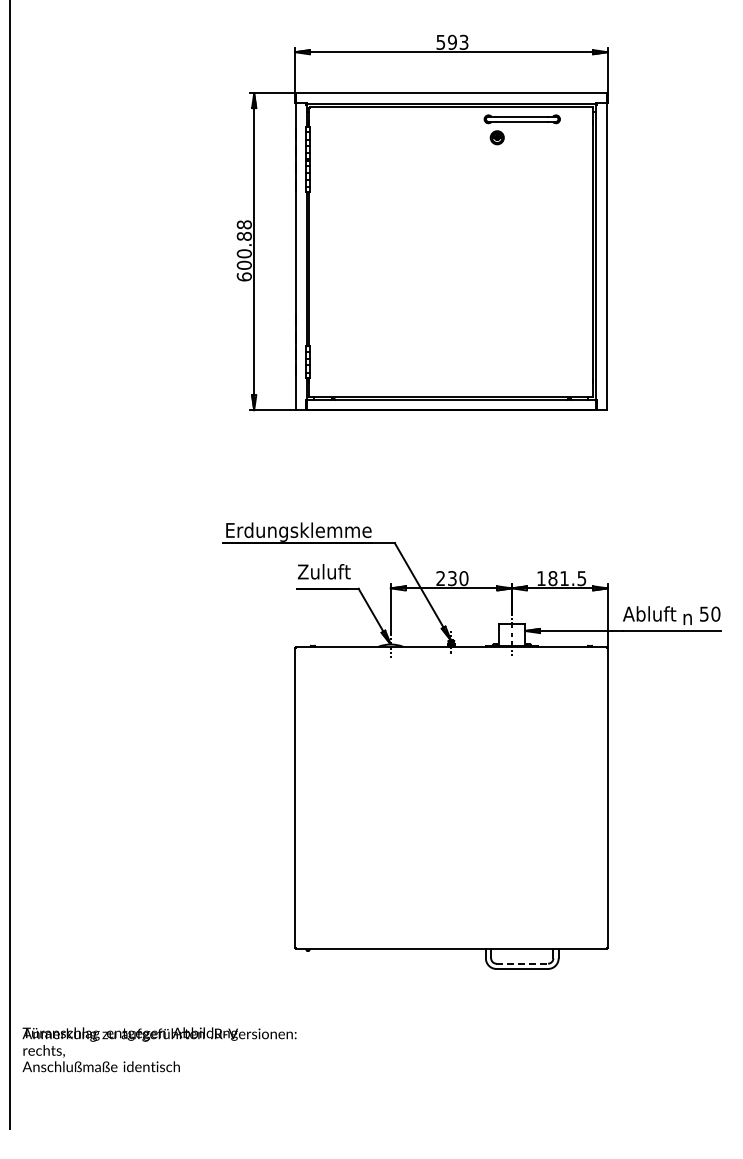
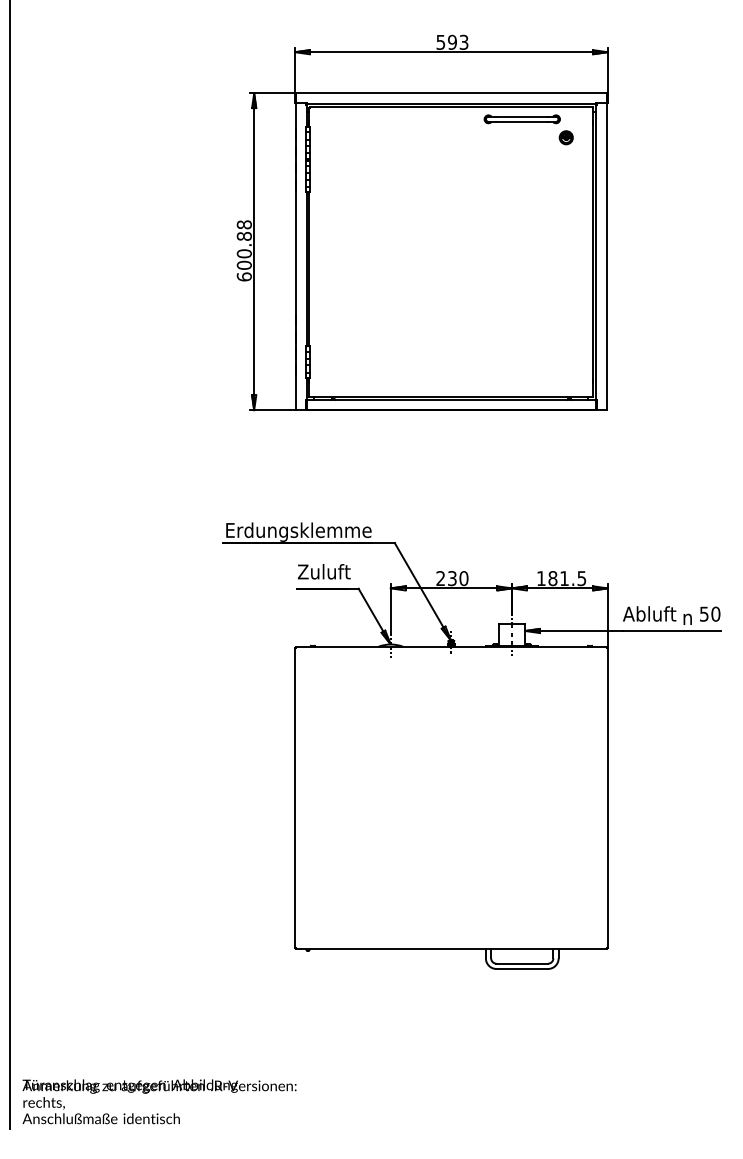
part position: (496, 137) -> (565, 137) (565, 137)
line: dashed -> solid (522, 963)
text position: (159, 1049) -> (159, 1101) (159, 1101)
